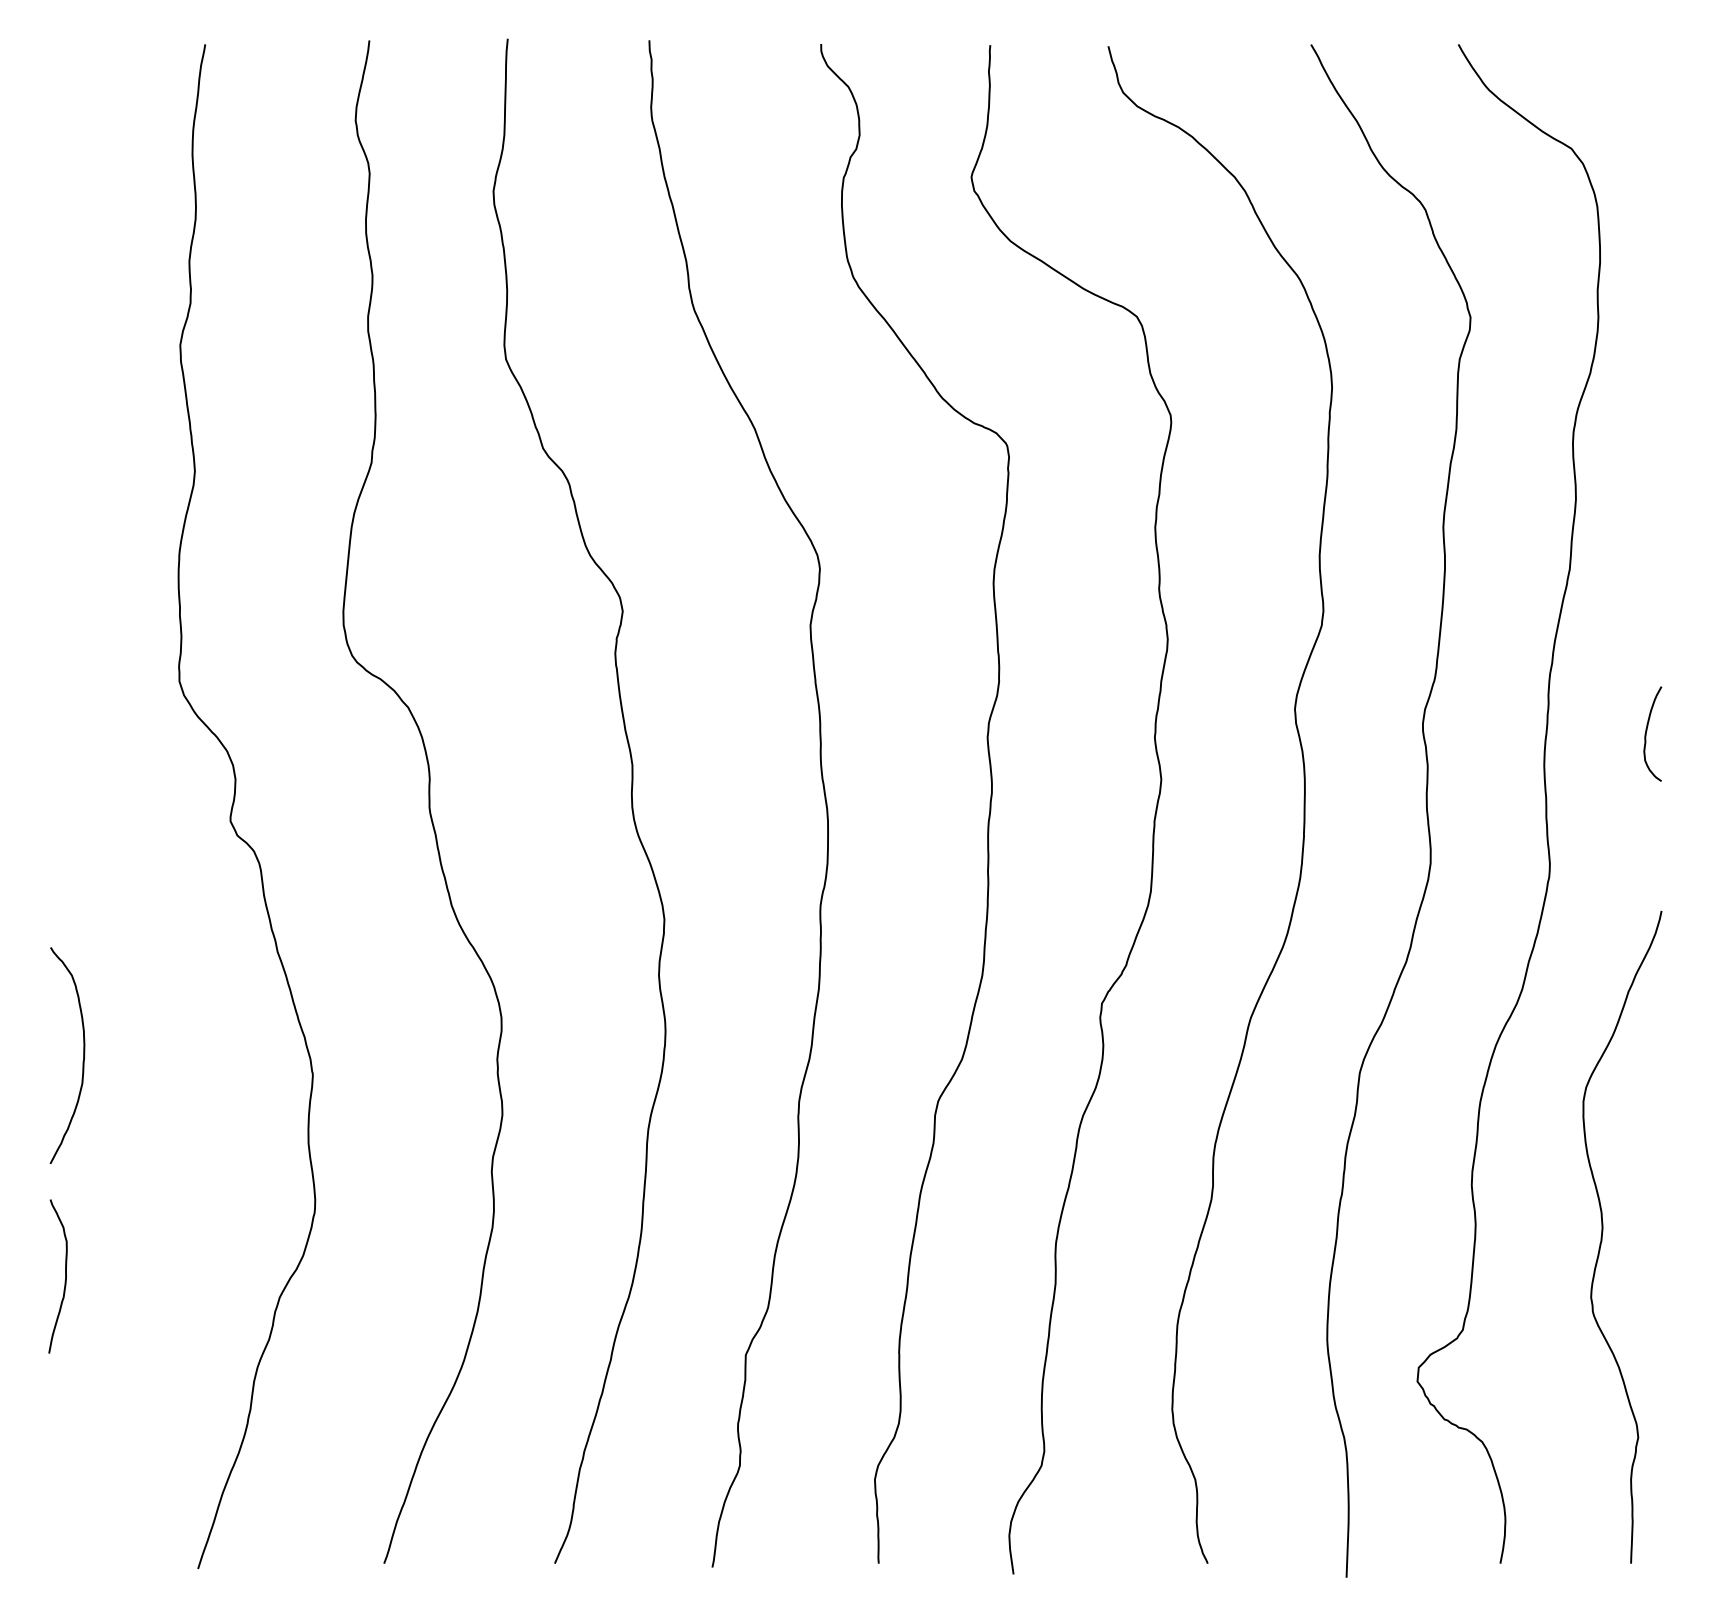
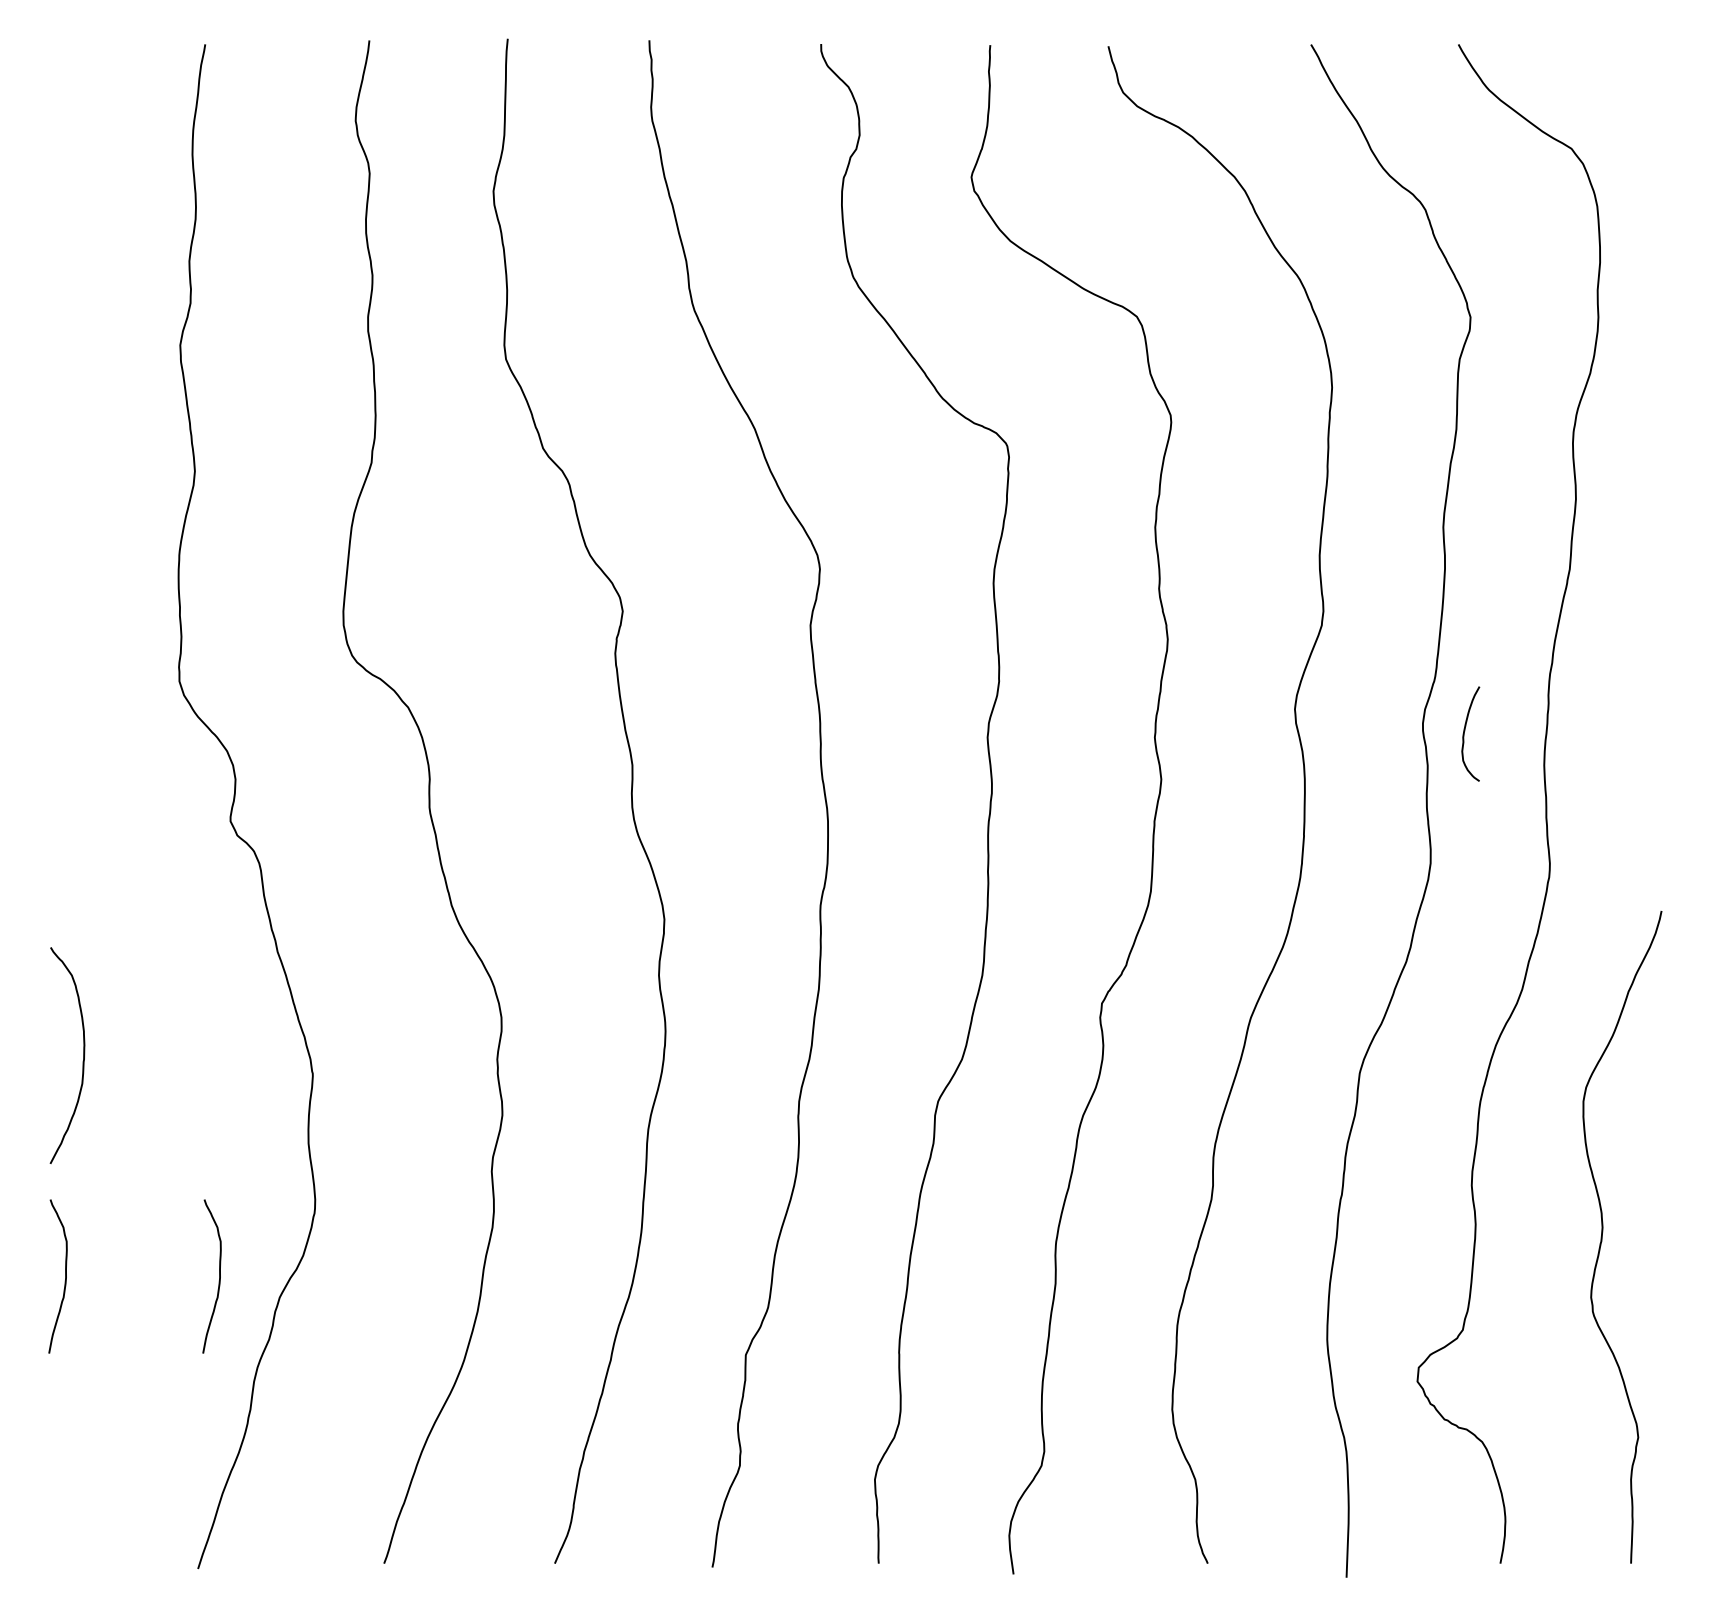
curve position: (1647, 731) -> (1465, 731) (1465, 731)
curve: none -> present (219, 1276)
